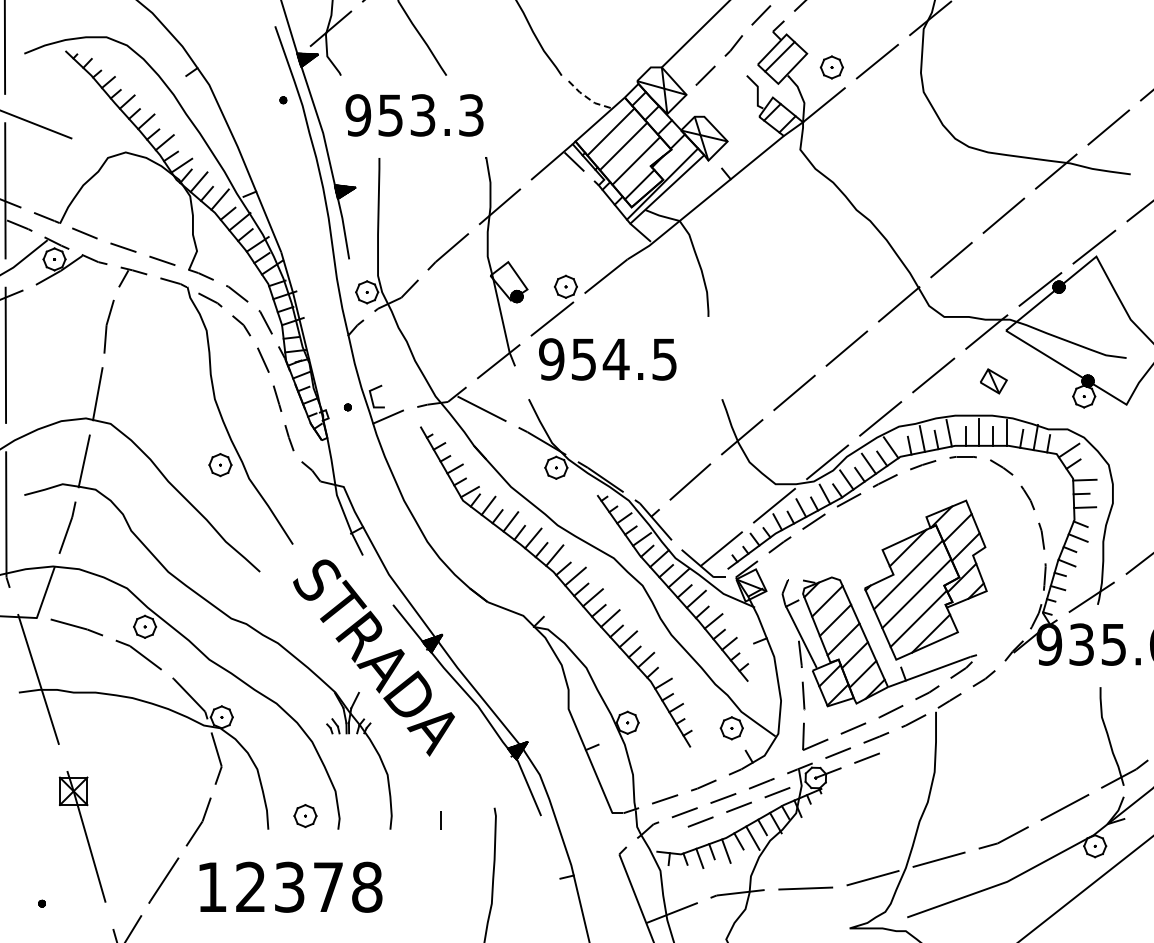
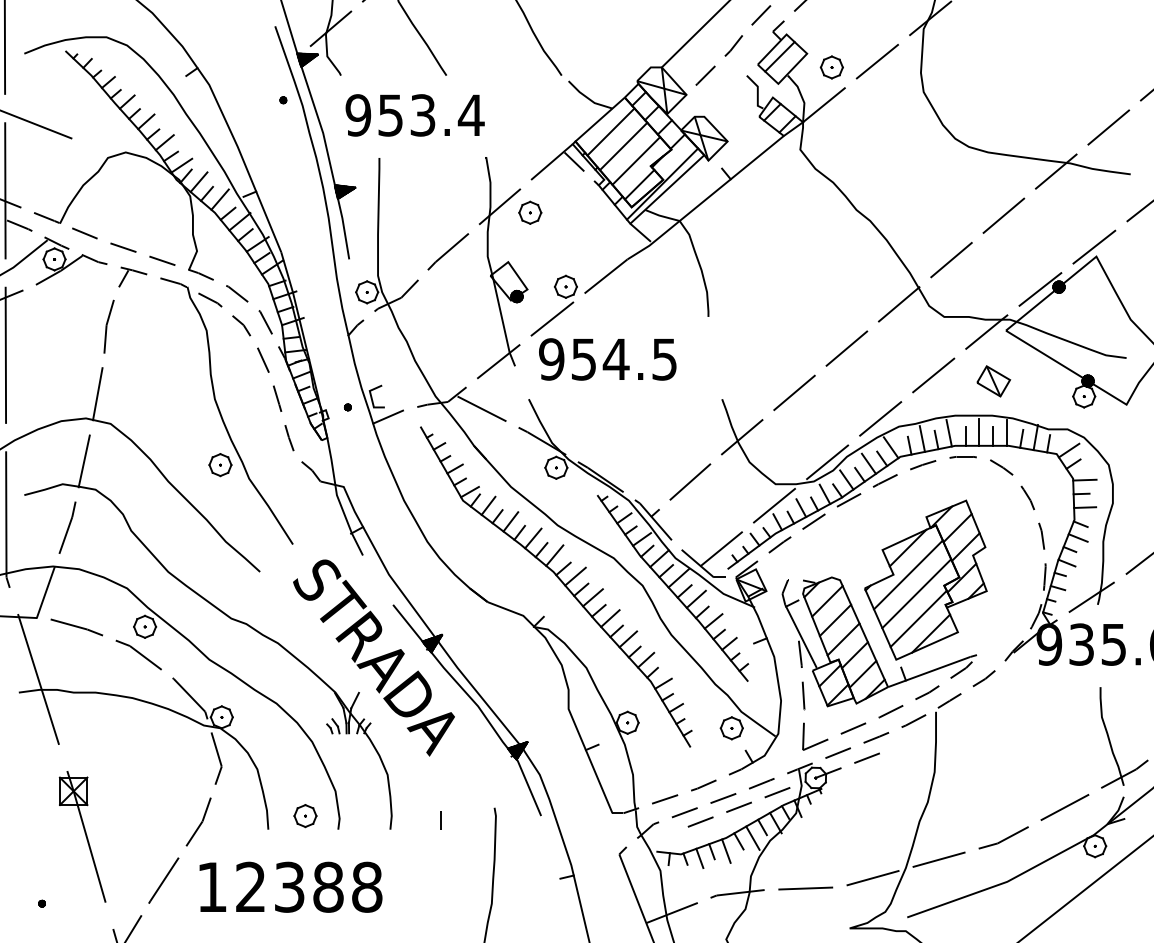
line: dashed -> solid (588, 98)
text: 953.3 -> 953.4 (470, 115)
part: none -> present (530, 212)
part size: 28x27 px -> 36x33 px (993, 381)
text: 12378 -> 12388 (328, 886)
